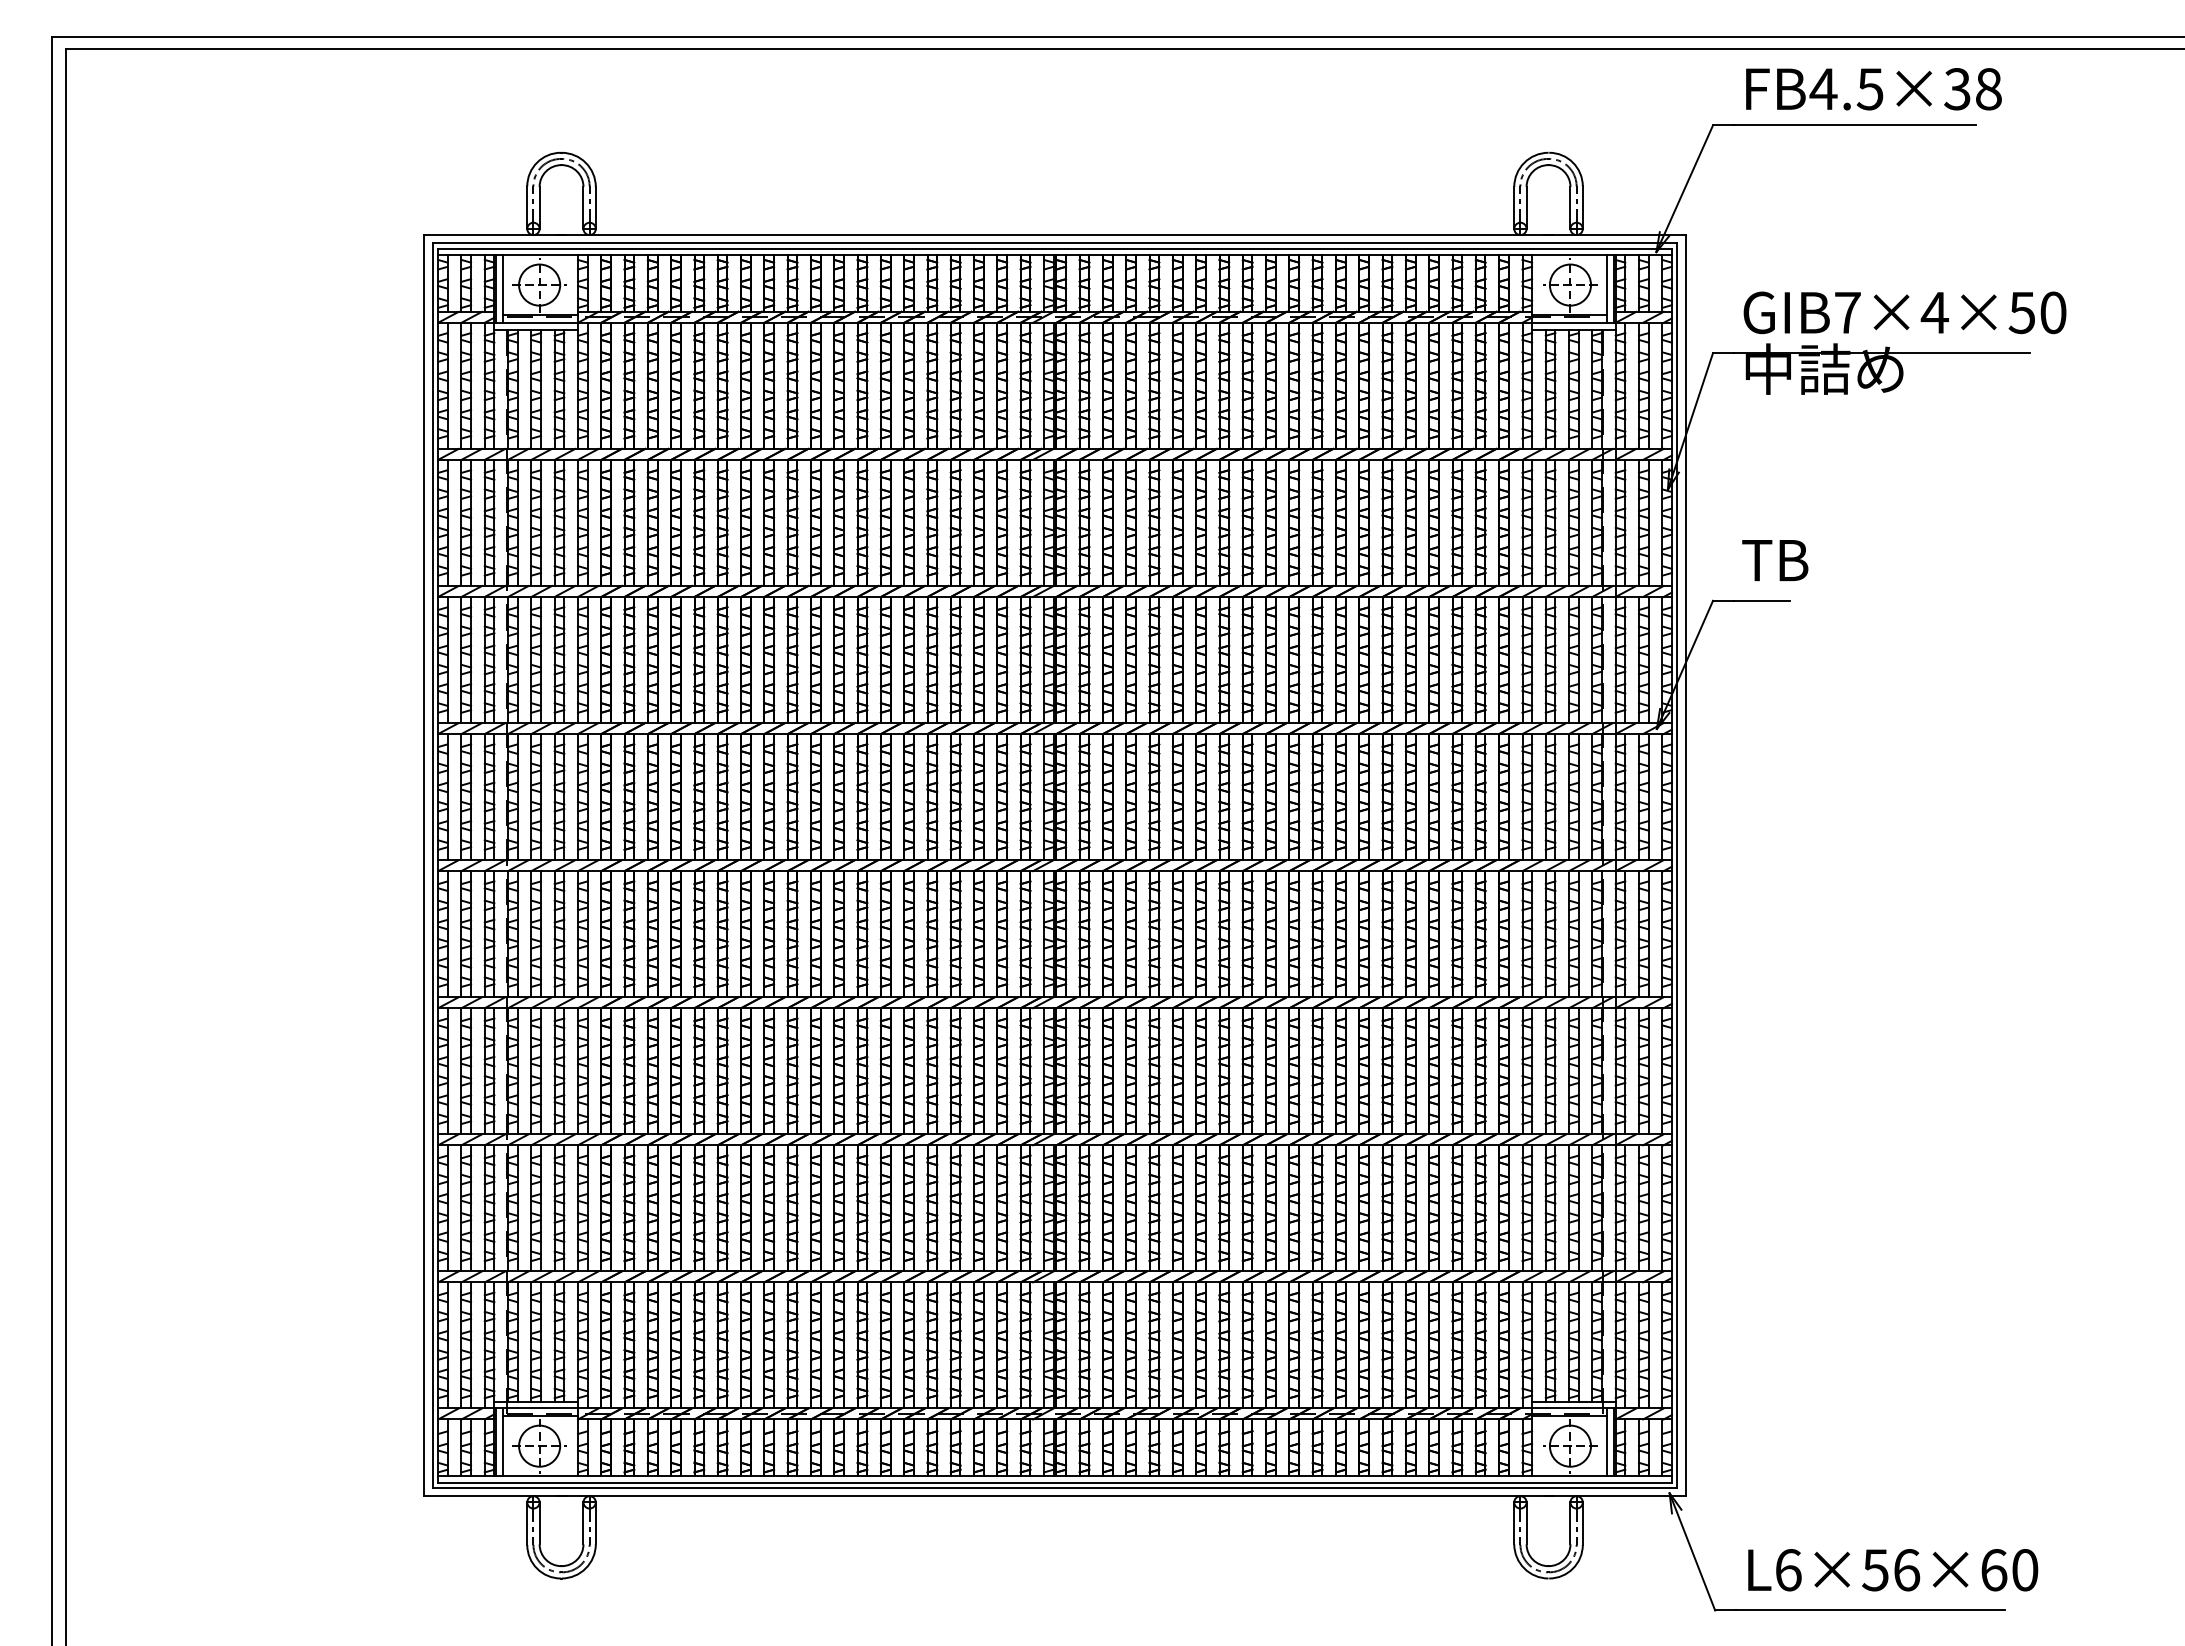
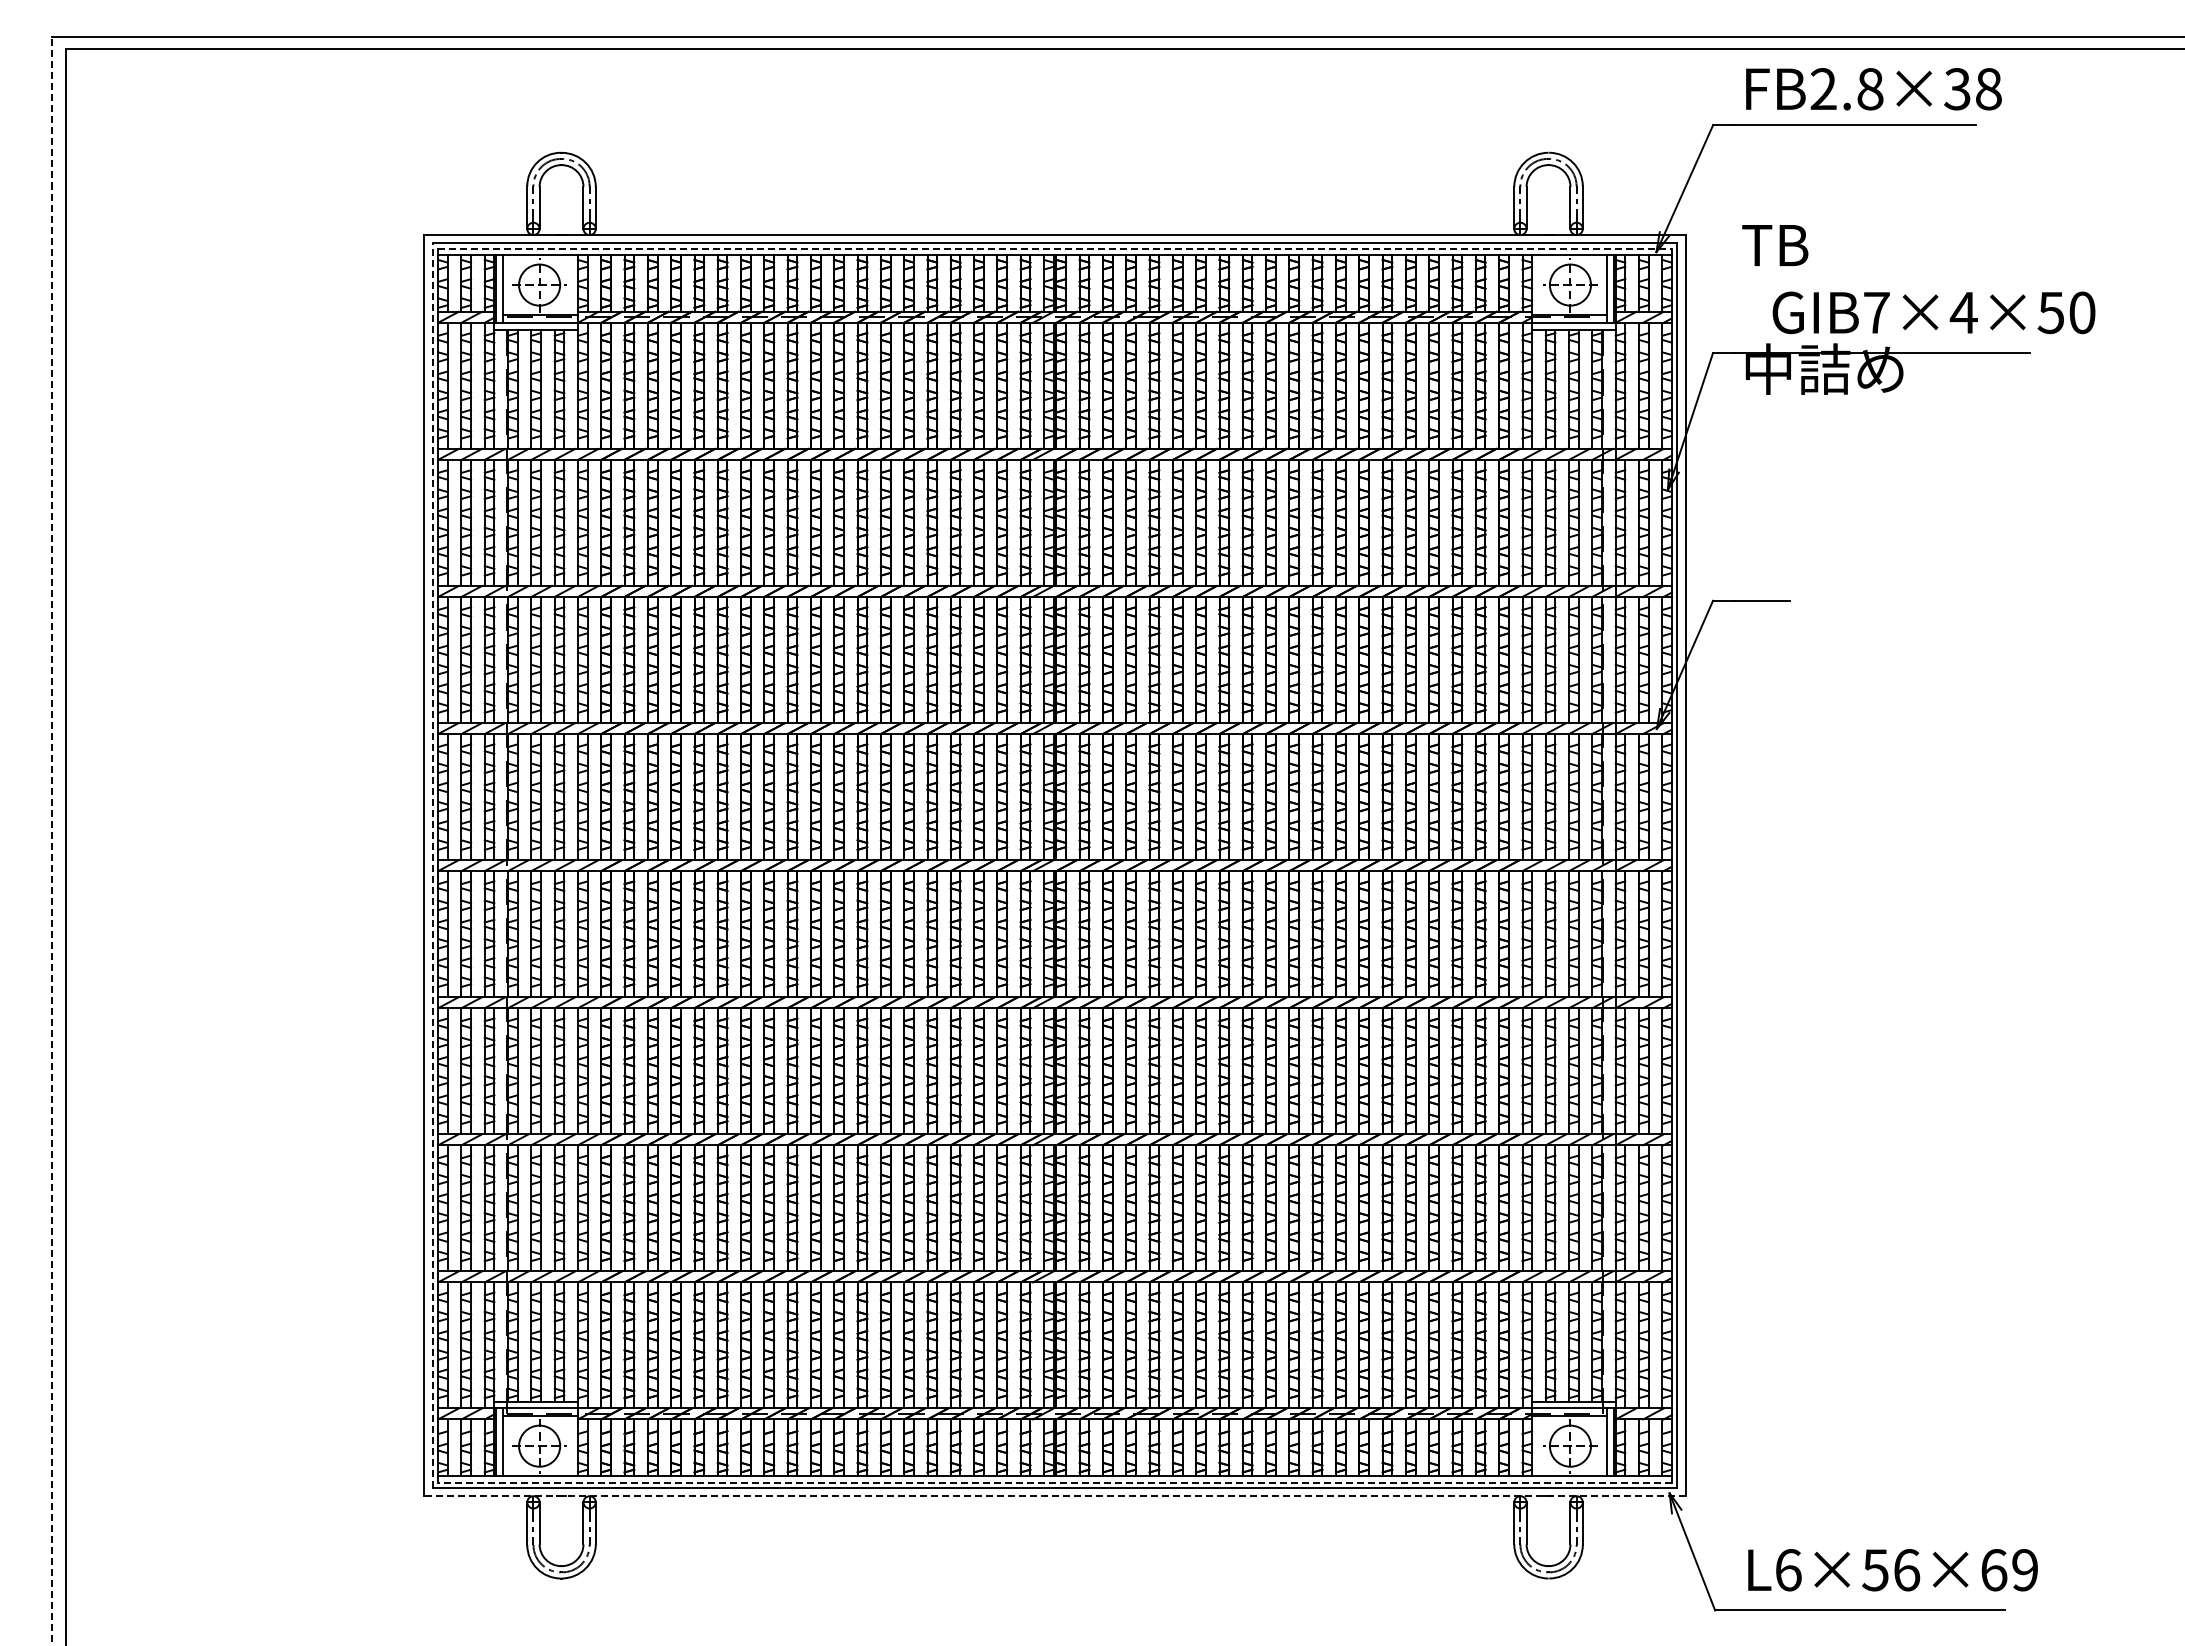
text: FB4.5×38 -> FB2.8×38 (1846, 89)
line: solid -> dashed (1055, 248)
text position: (1904, 312) -> (1933, 312) (1933, 312)
text position: (1775, 560) -> (1775, 245) (1775, 245)
line: solid -> dashed (51, 840)
line: solid -> dashed (432, 865)
line: solid -> dashed (1055, 1482)
line: solid -> dashed (1055, 1496)
text: L6×56×60 -> L6×56×69 (2025, 1570)
